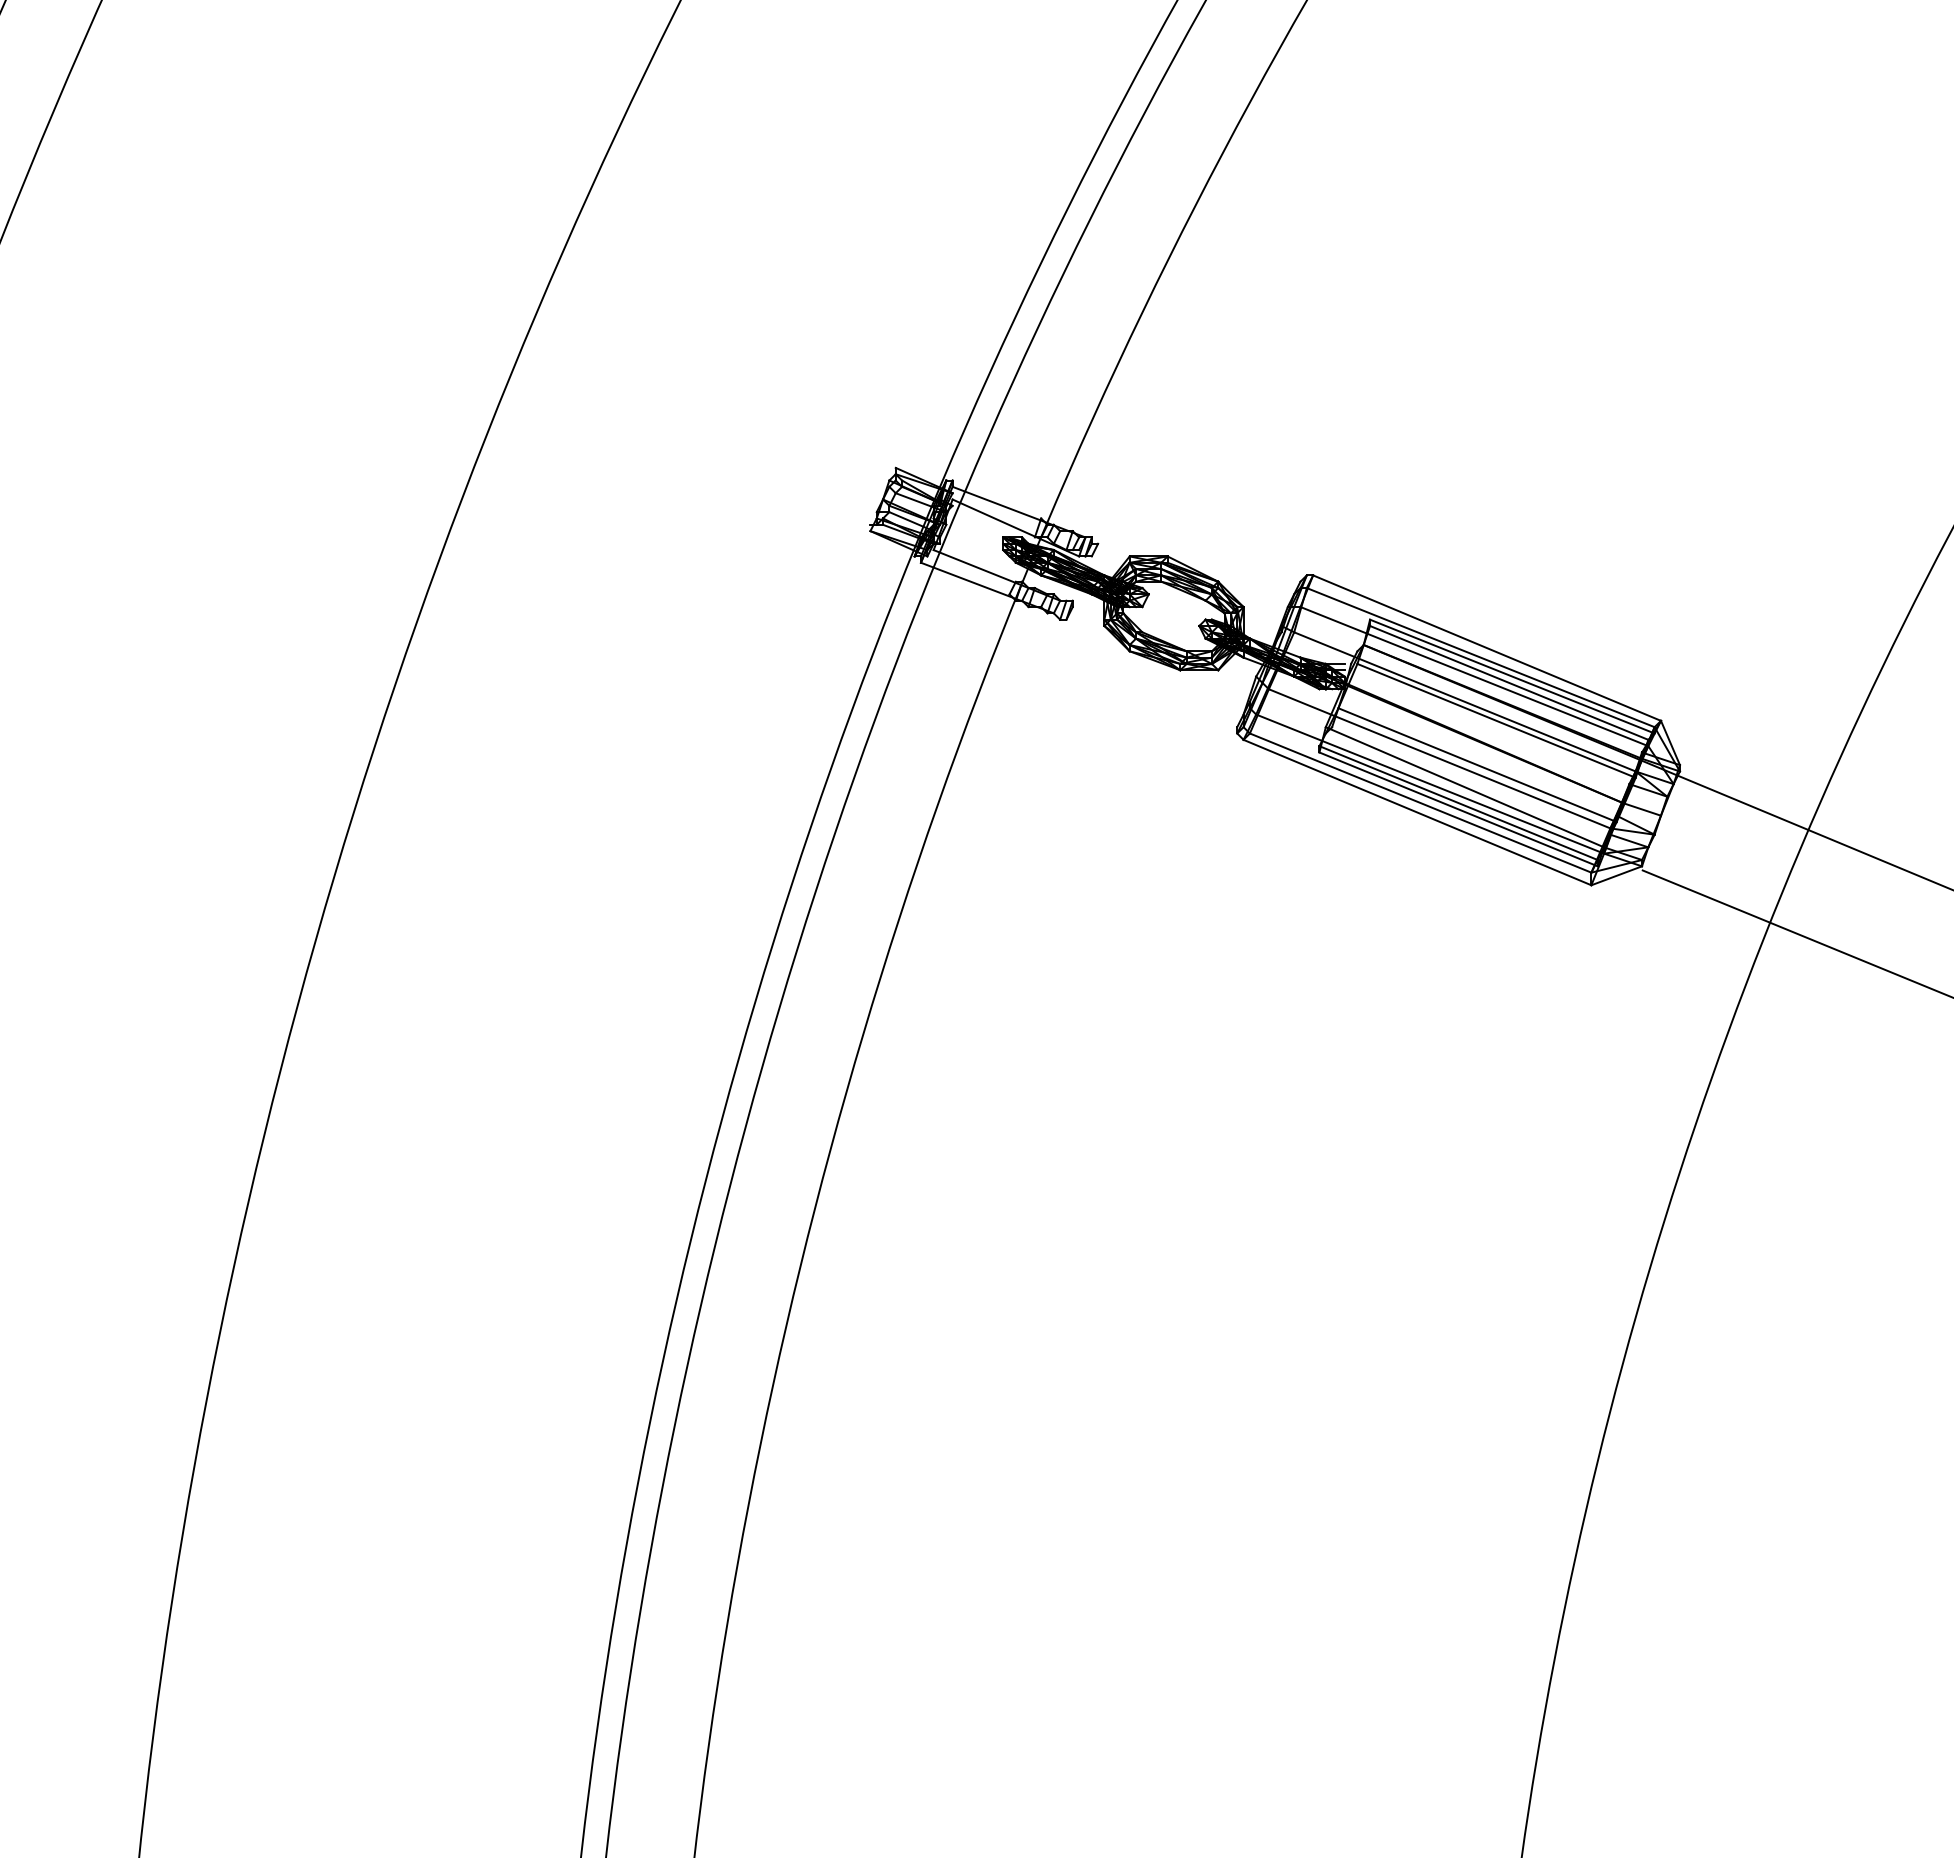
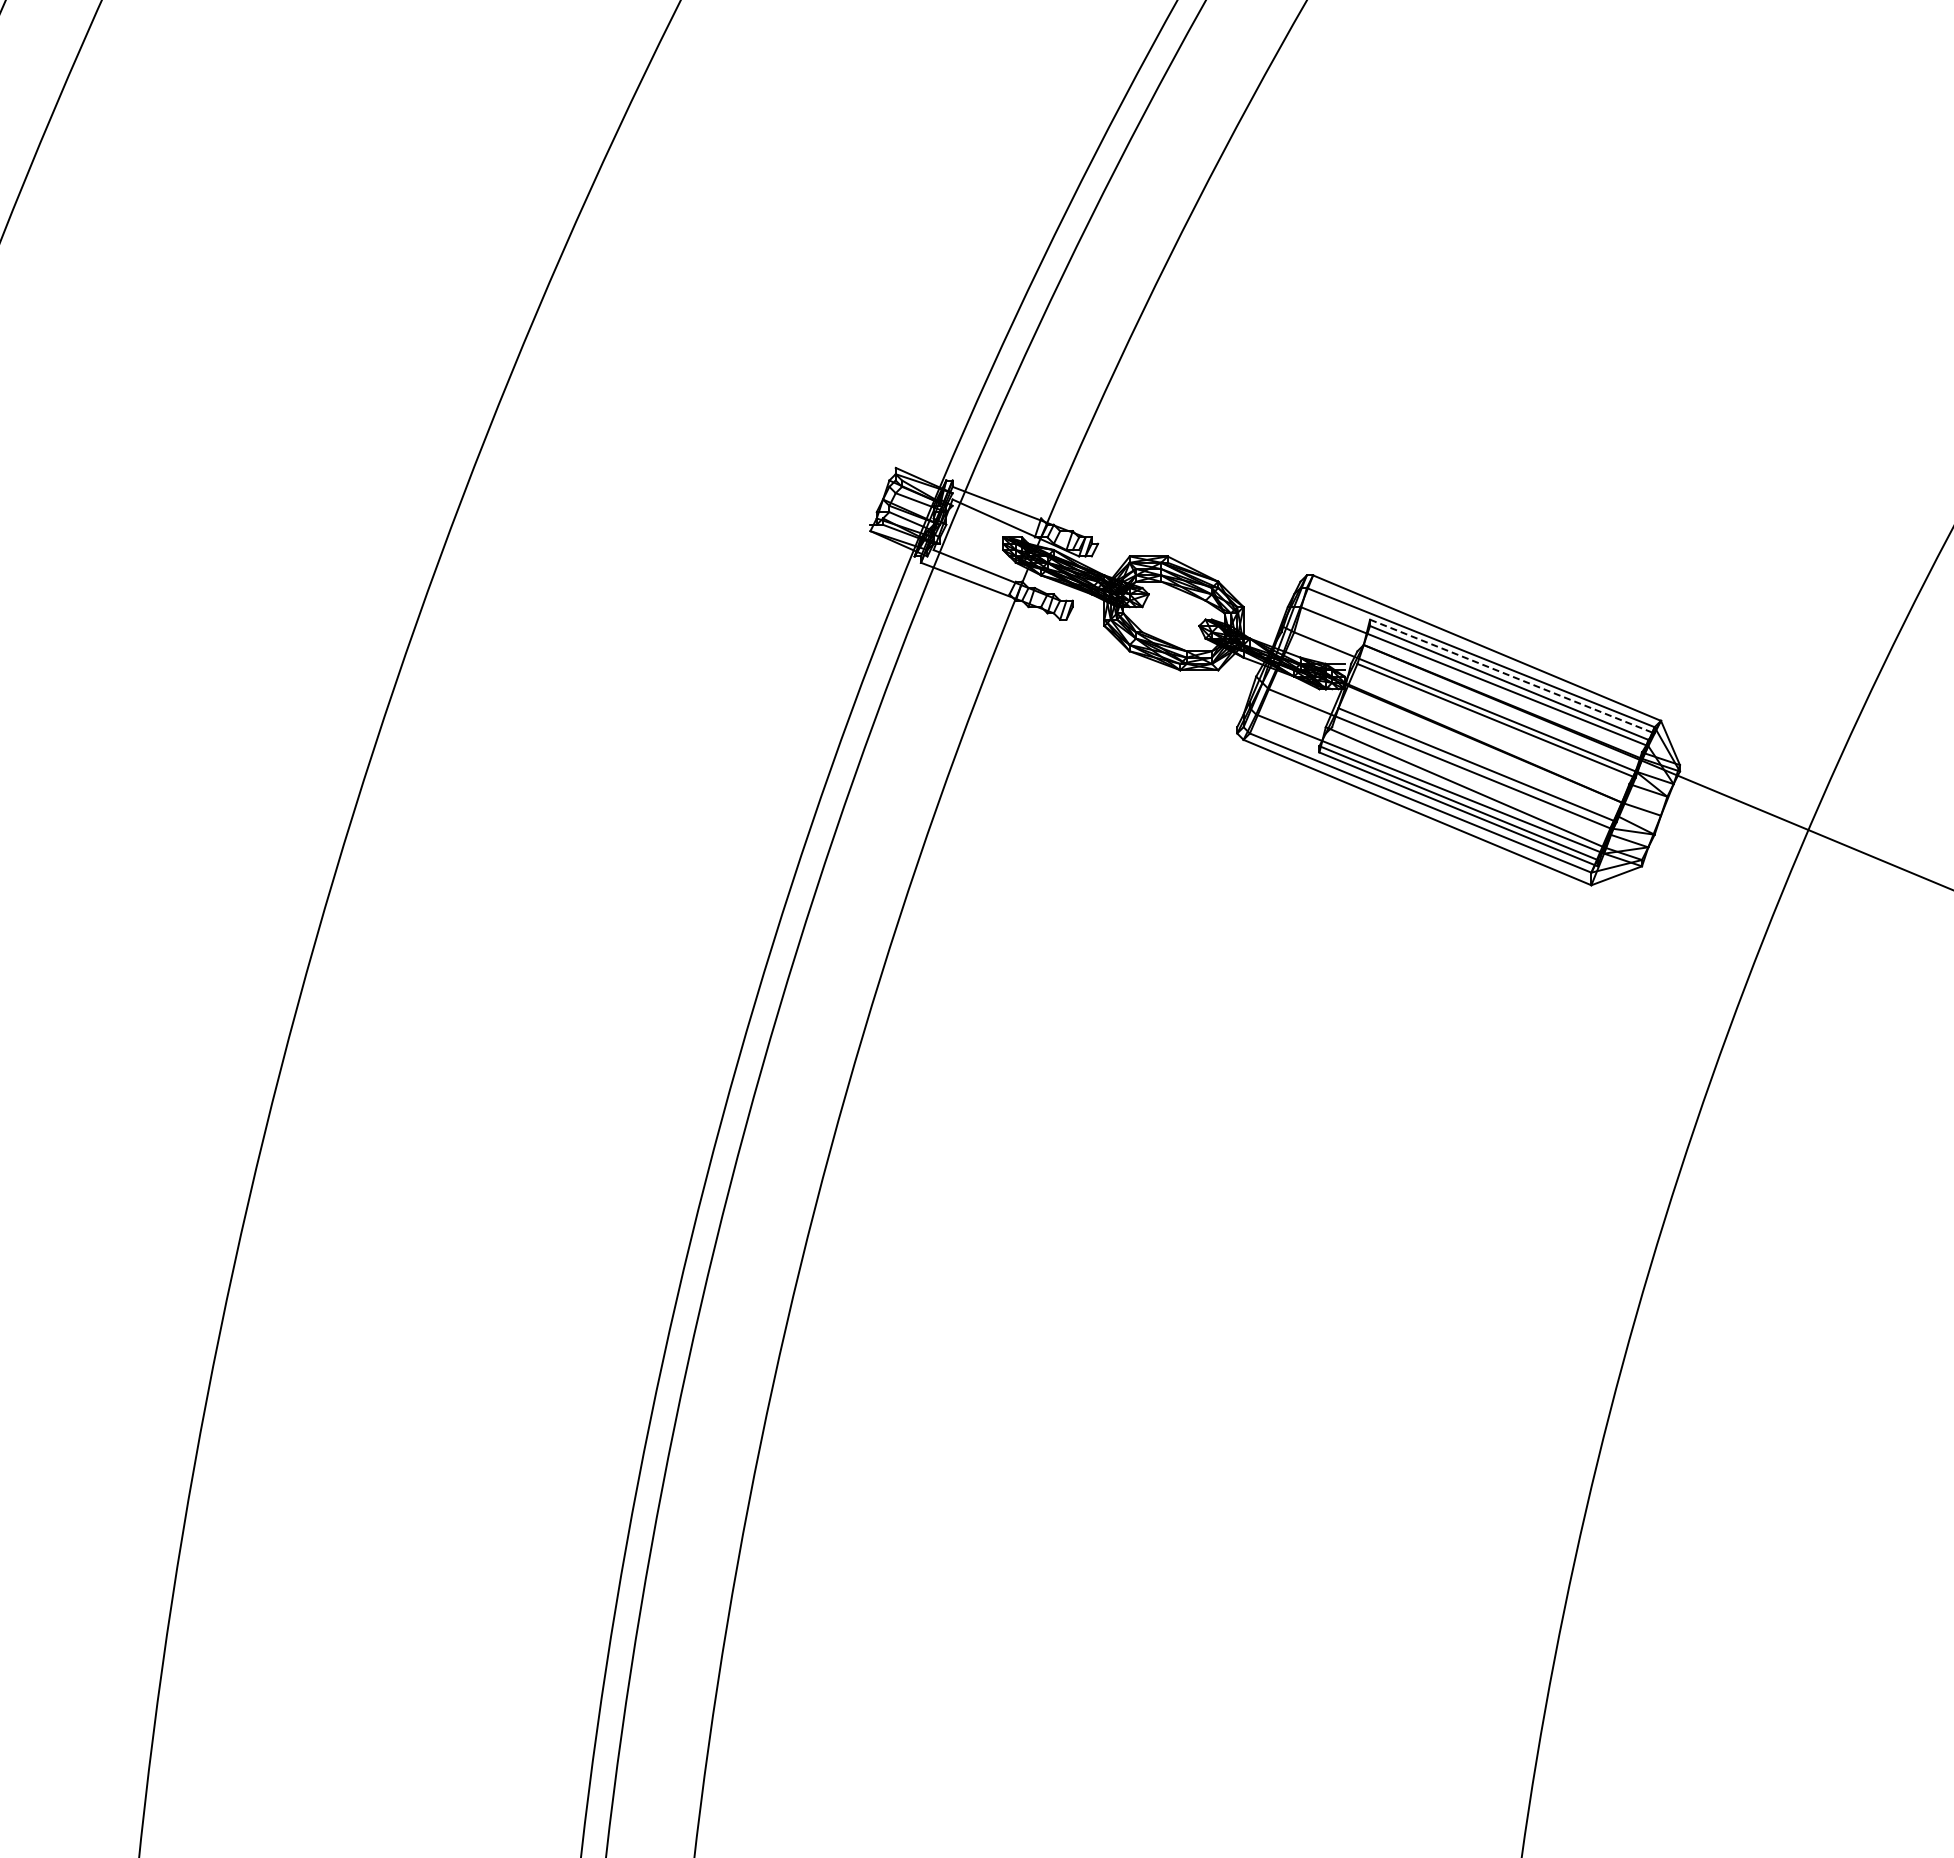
line: solid -> dashed (1512, 676)
line: present -> none (1796, 933)
